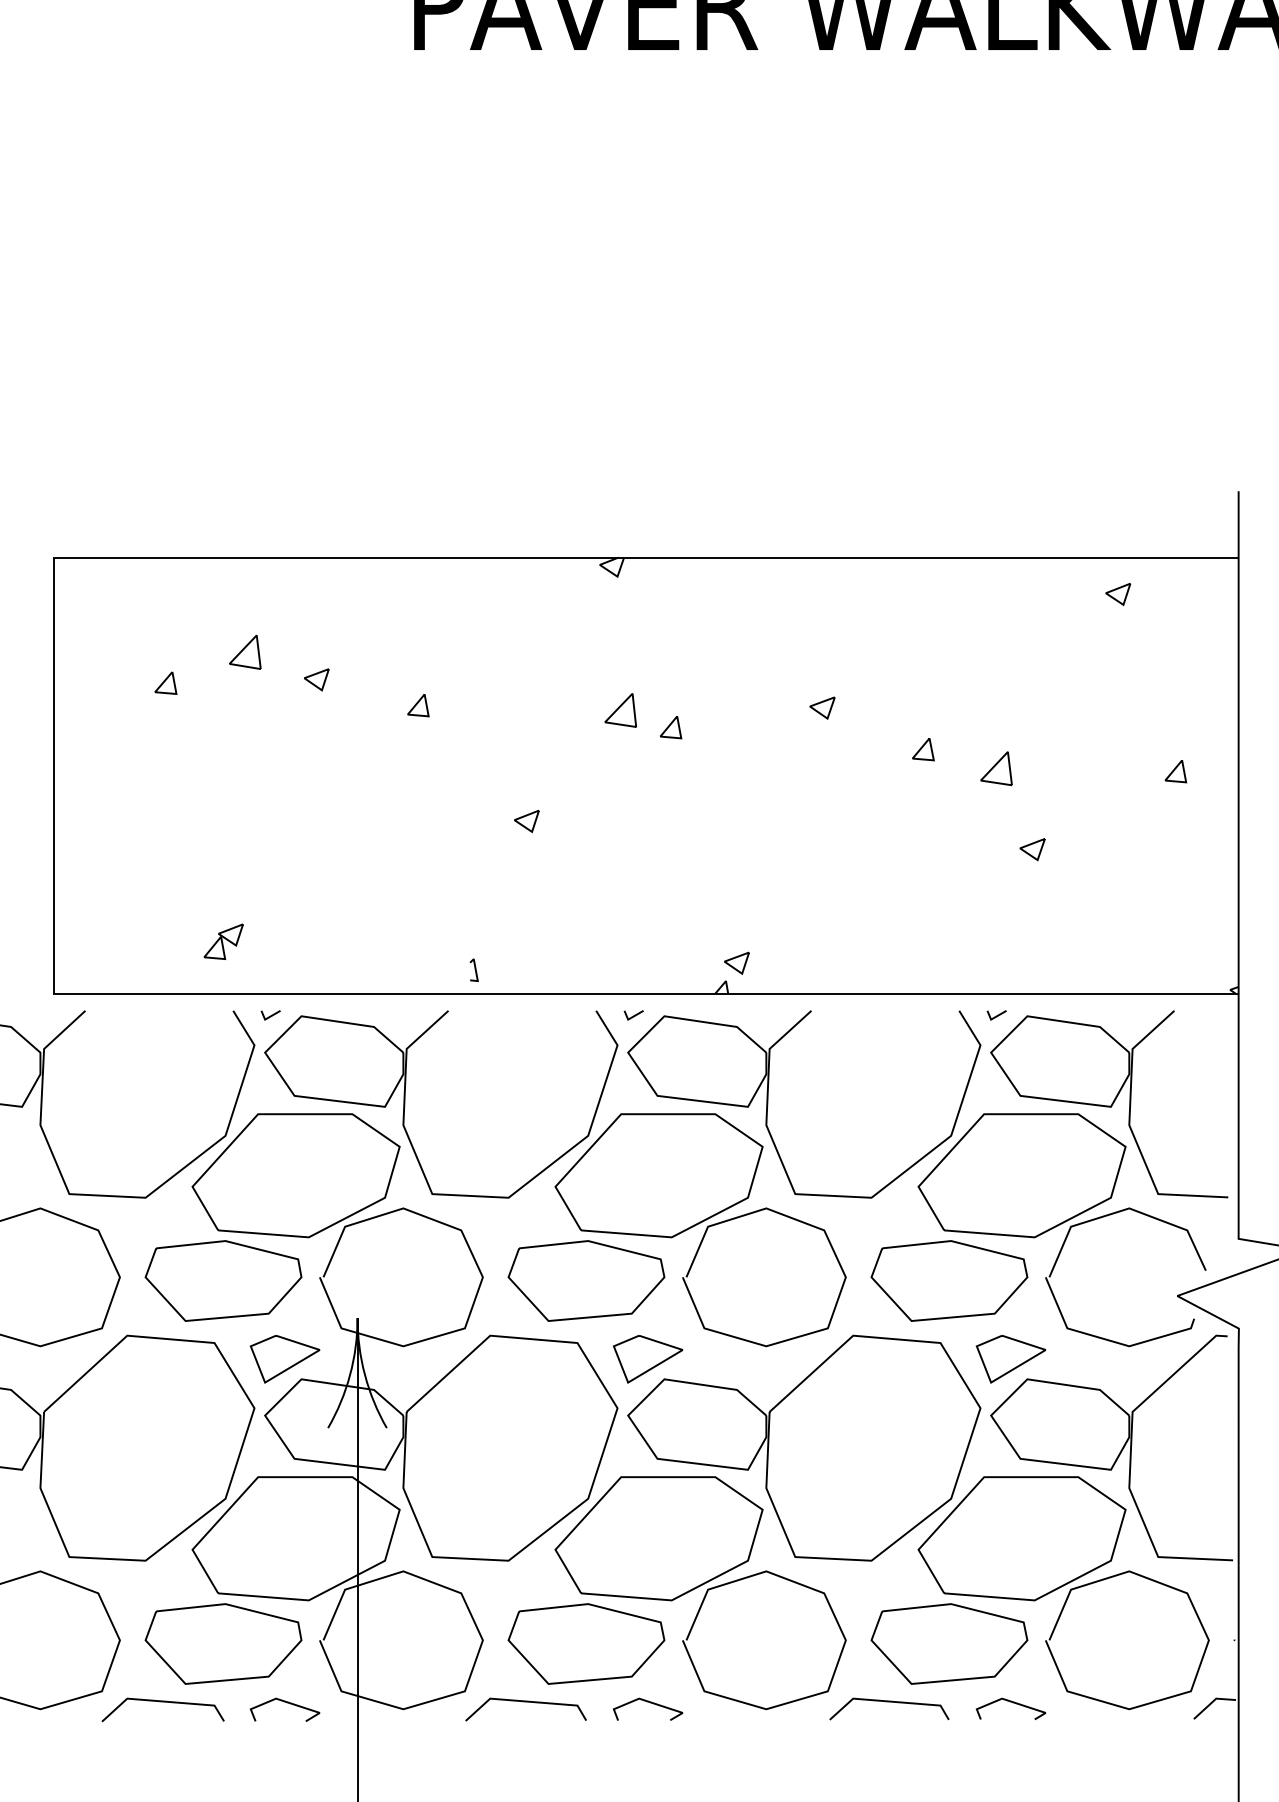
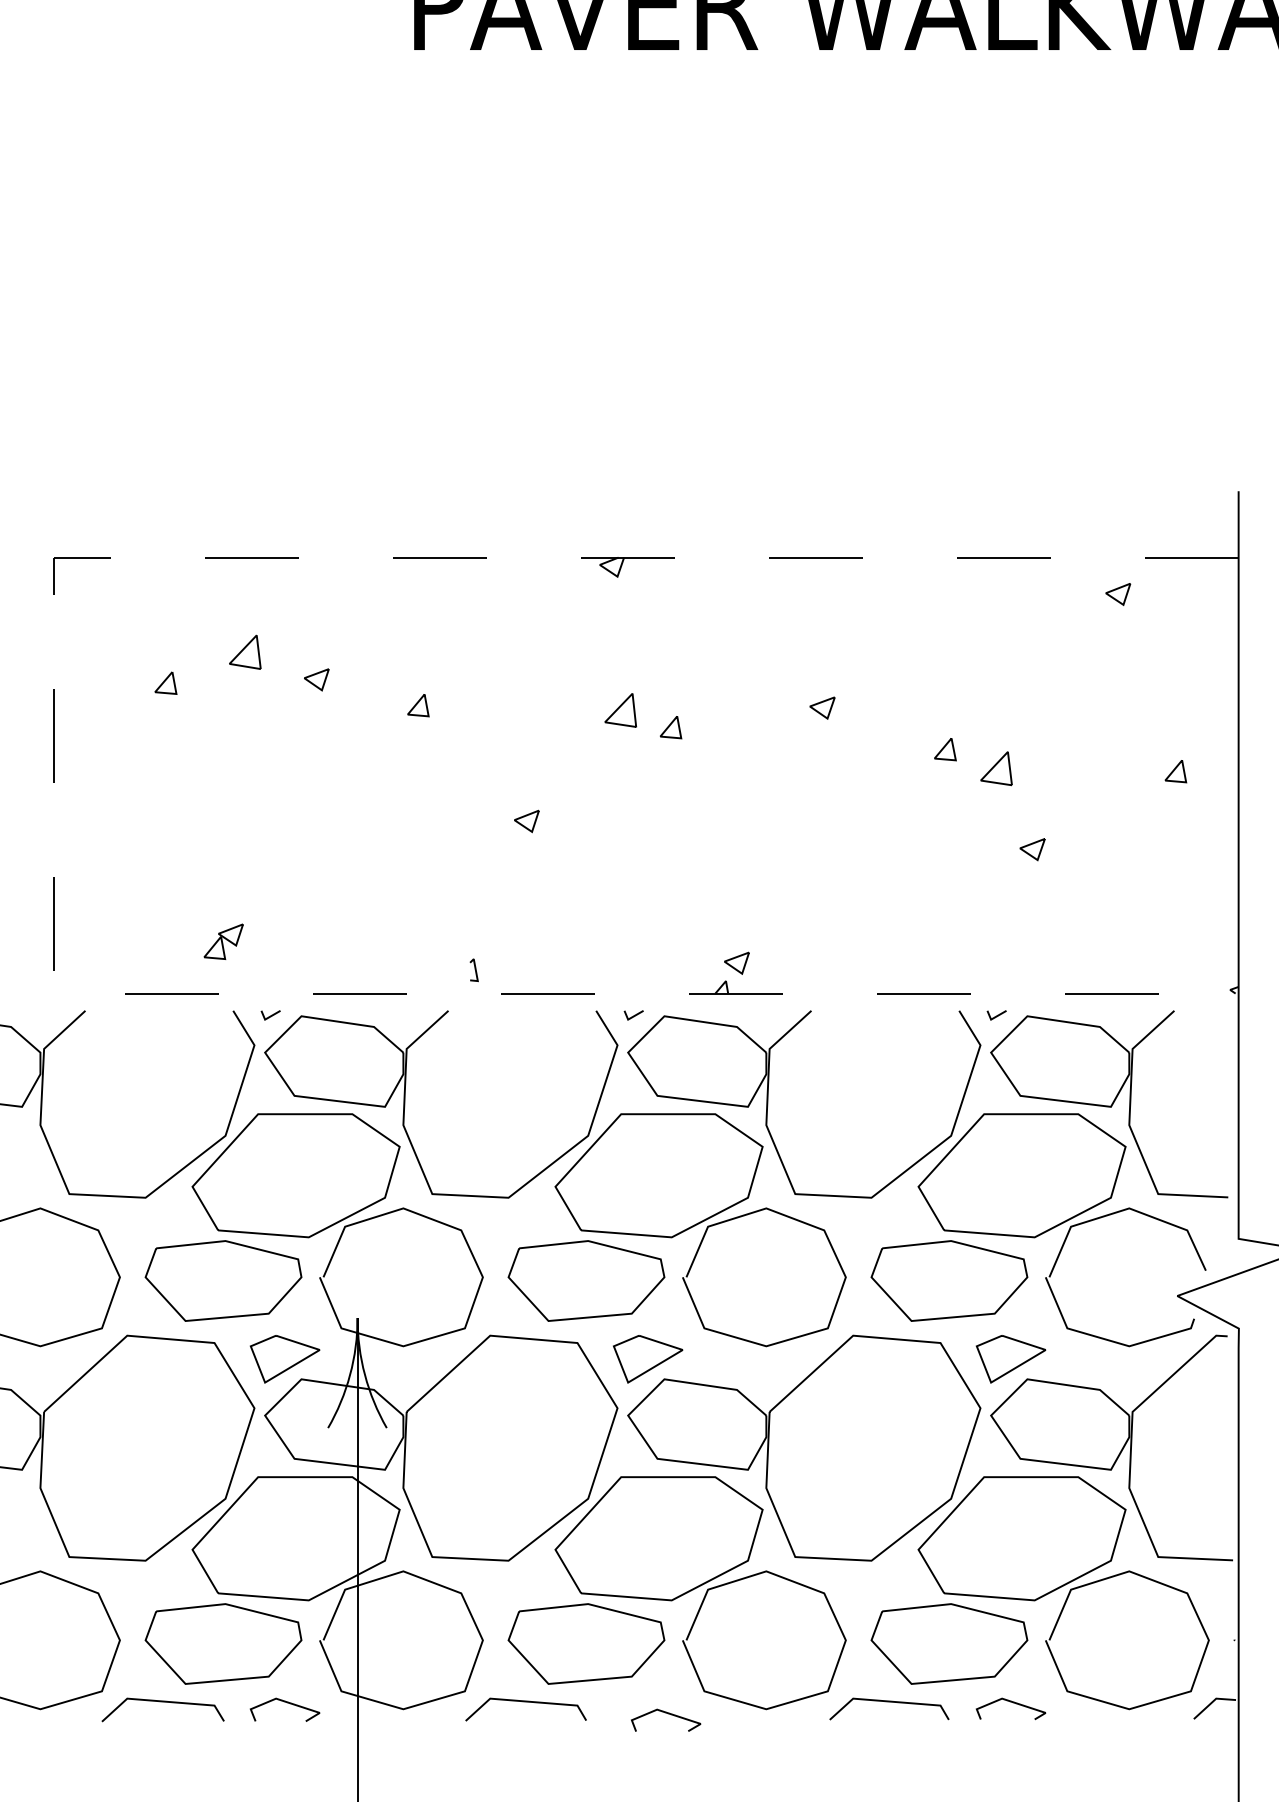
part position: (923, 749) -> (945, 749) (945, 749)
line: solid -> dashed (53, 775)
line position: (650, 1703) -> (668, 1714) (668, 1714)
